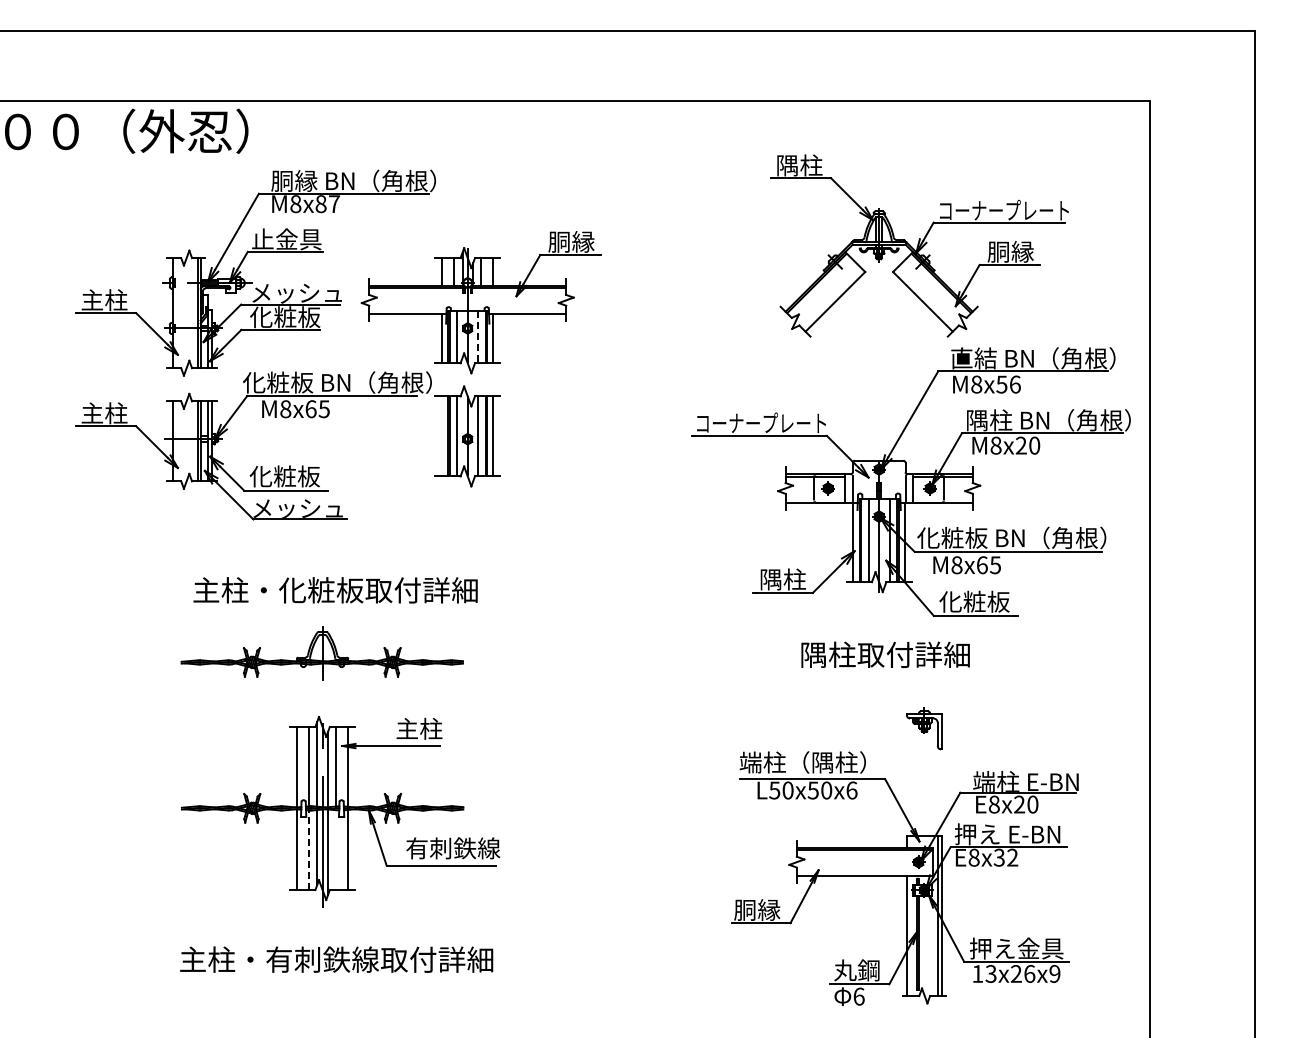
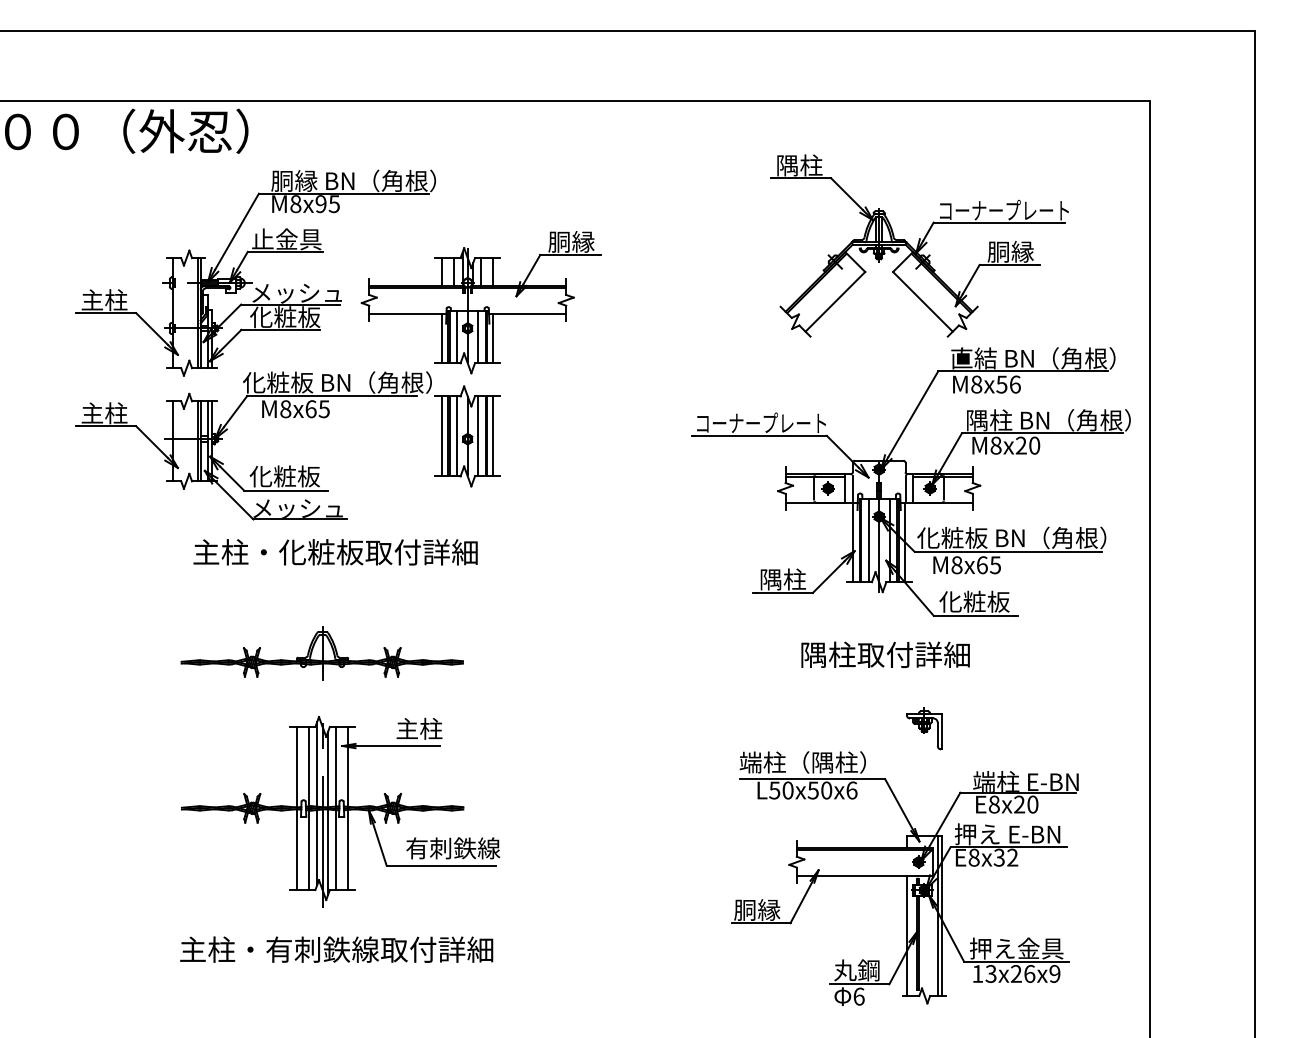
text: M8x87 -> M8x95 (327, 204)
line: dashed -> solid (478, 337)
line: none -> present (442, 436)
text position: (335, 590) -> (335, 552) (335, 552)
line: dashed -> solid (309, 850)
line: none -> present (335, 850)
text position: (336, 959) -> (336, 949) (336, 949)
